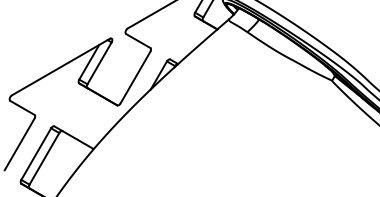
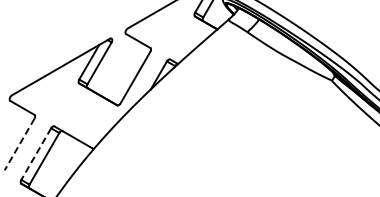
line: solid -> dashed (19, 144)
line: solid -> dashed (36, 154)
